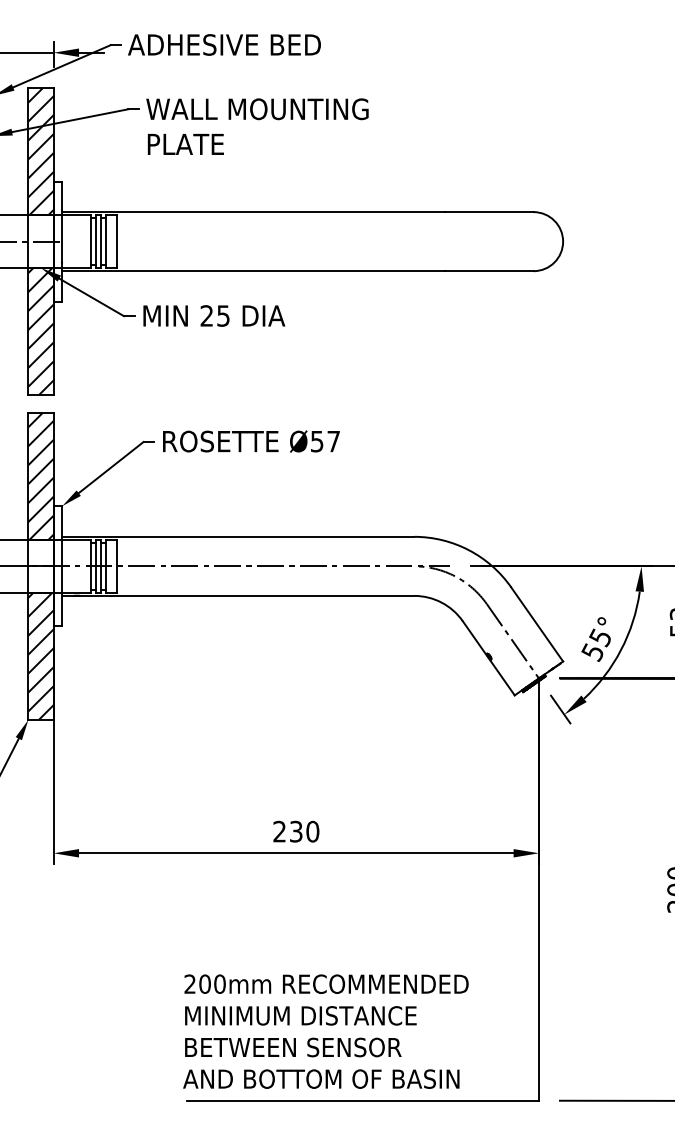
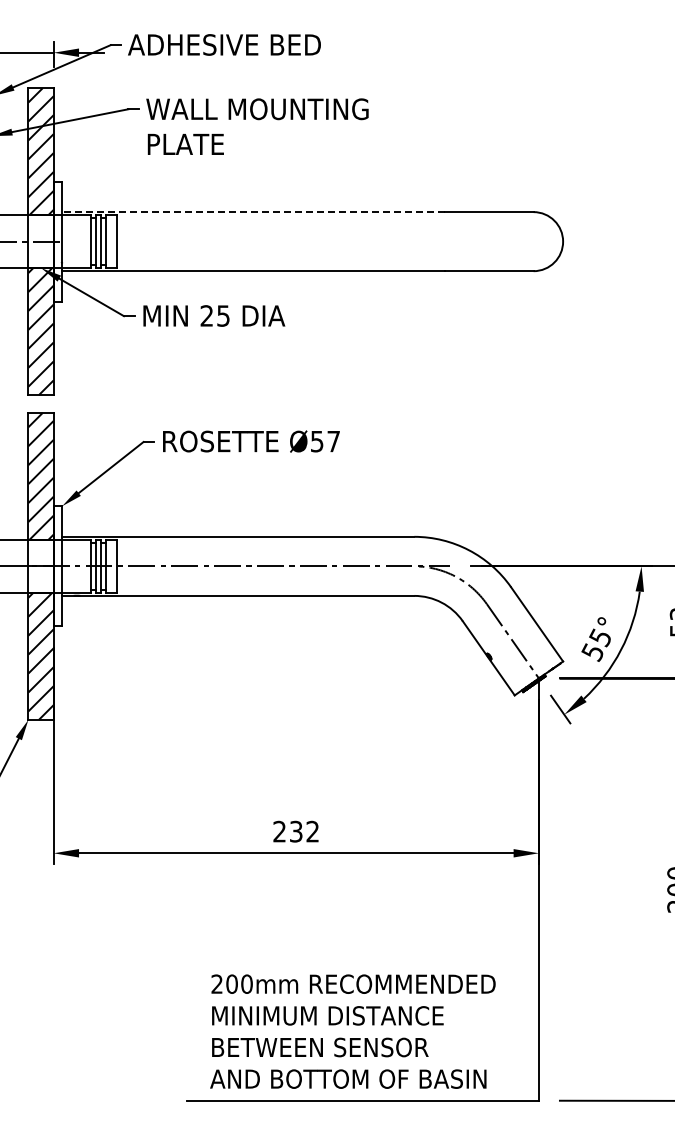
line: solid -> dashed (253, 212)
text: 230 -> 232 (312, 831)
text position: (325, 1031) -> (352, 1031) (352, 1031)
